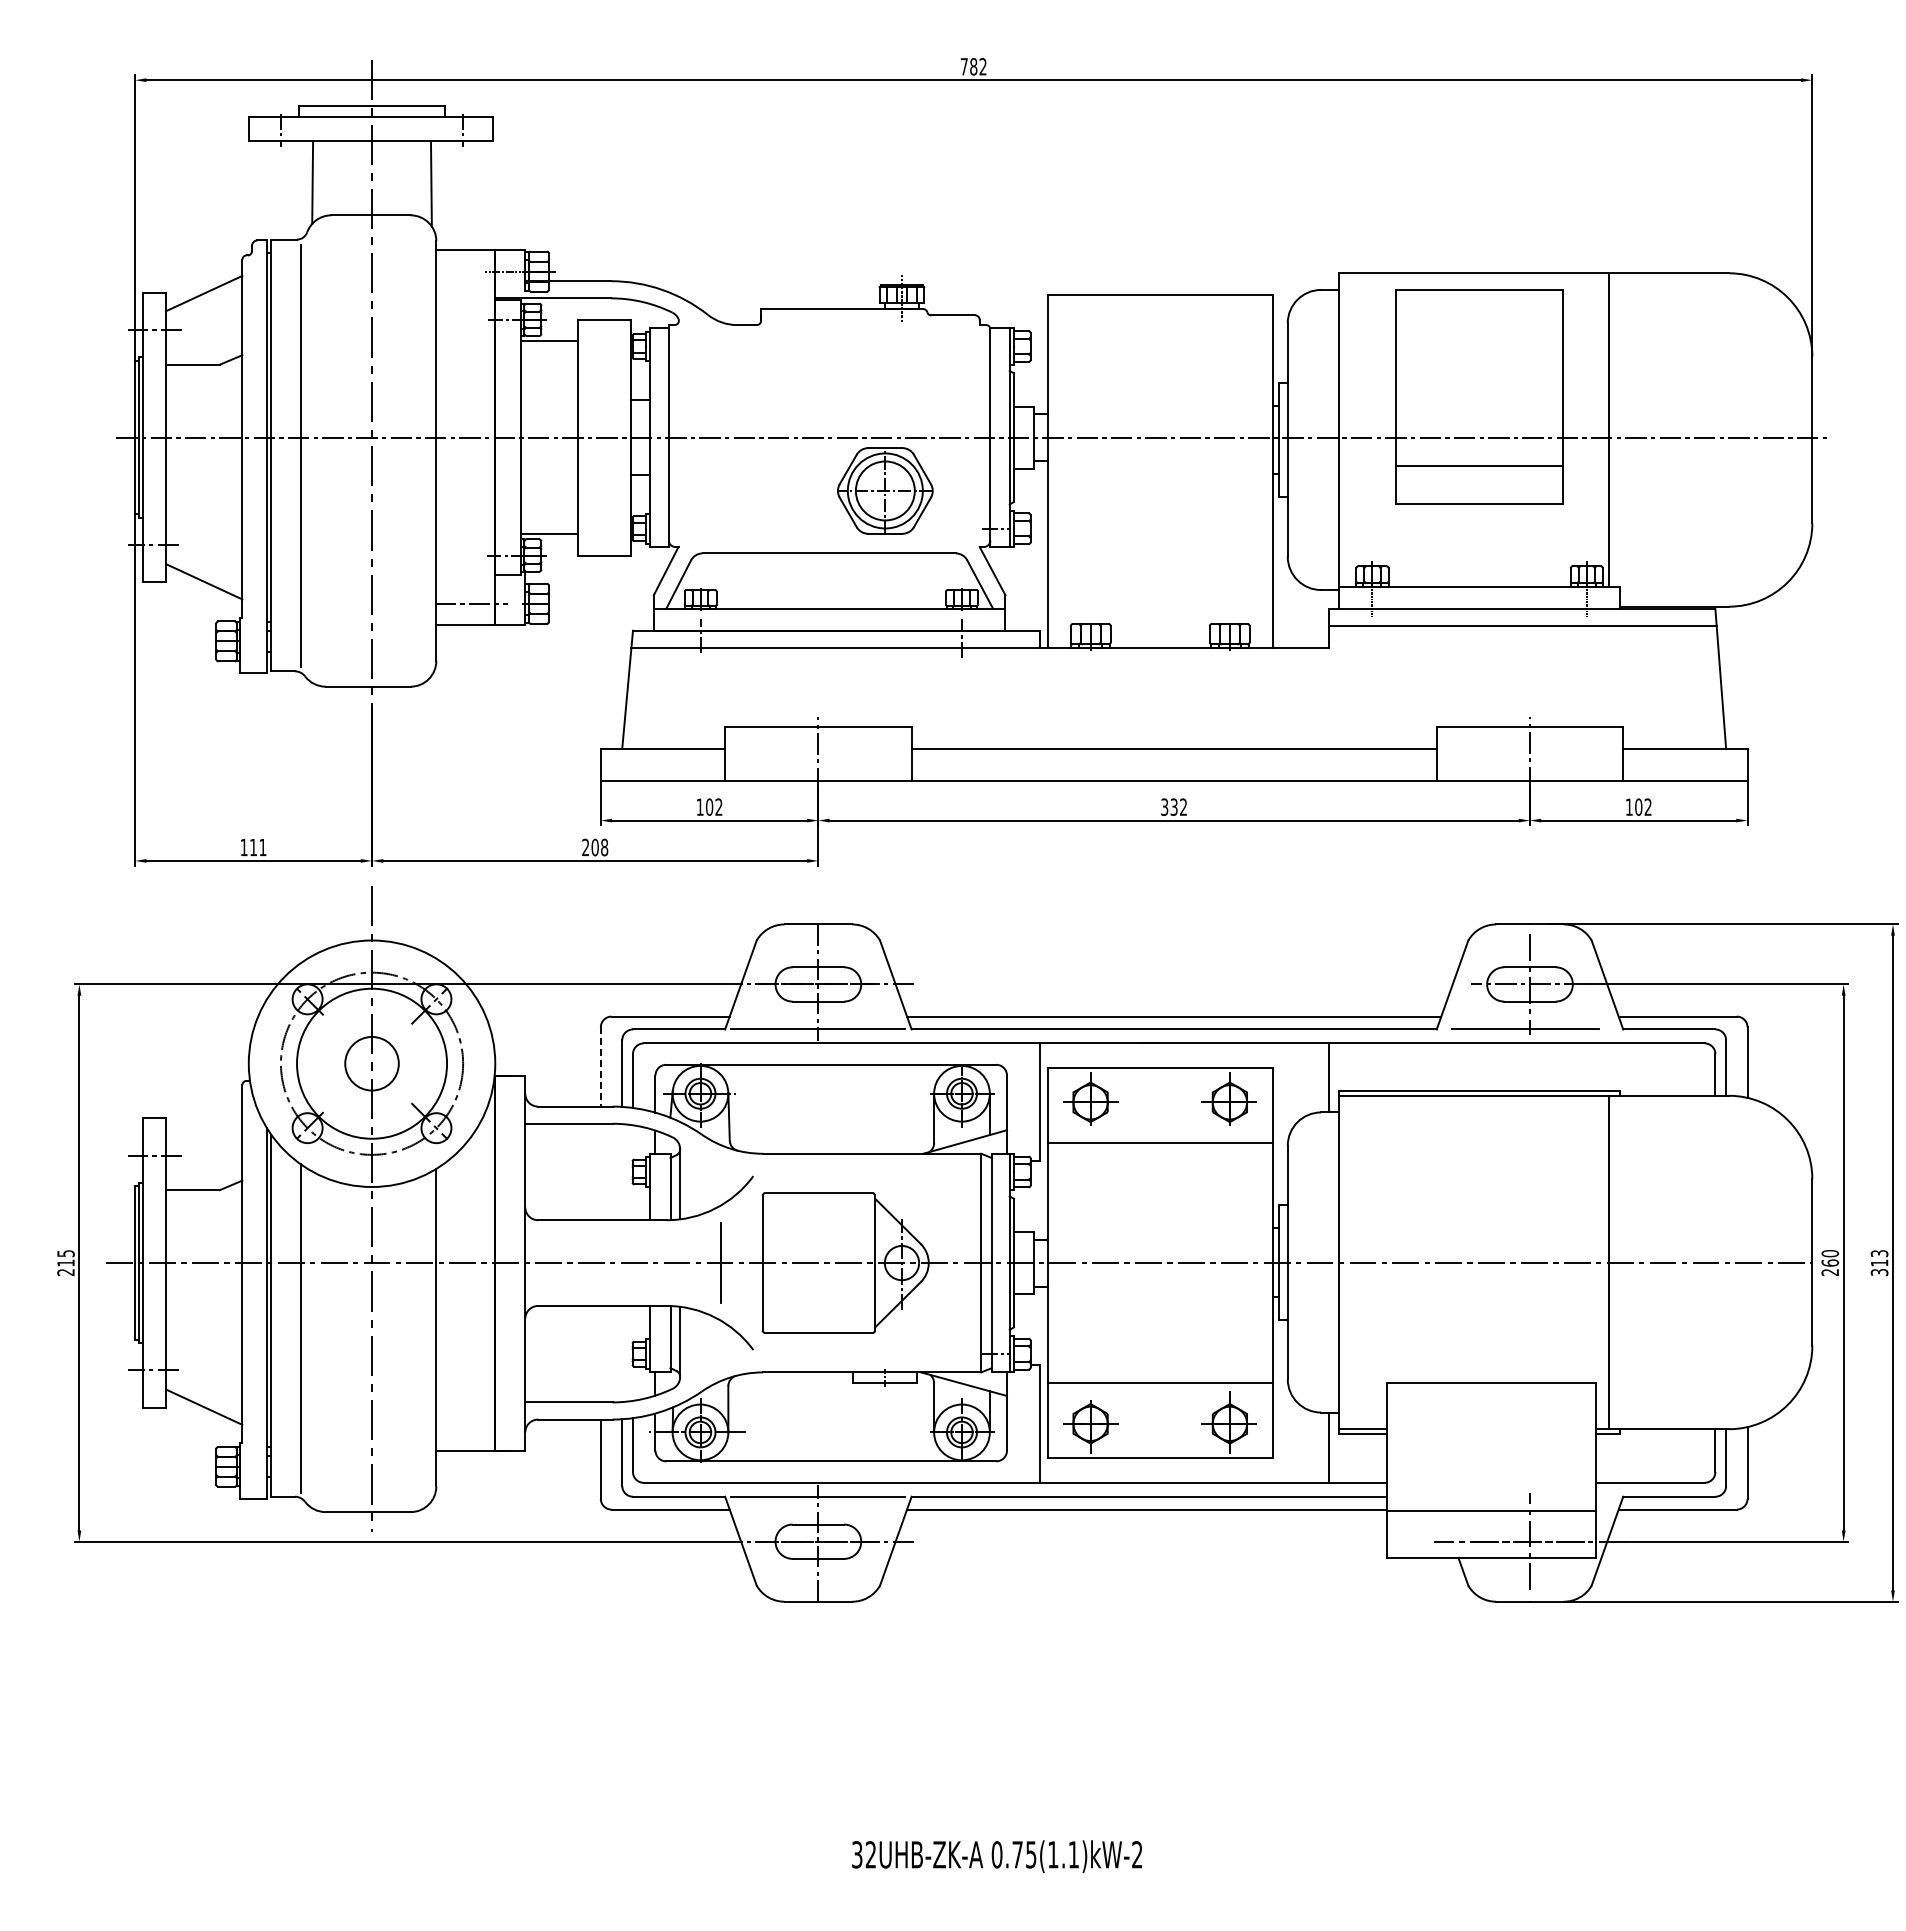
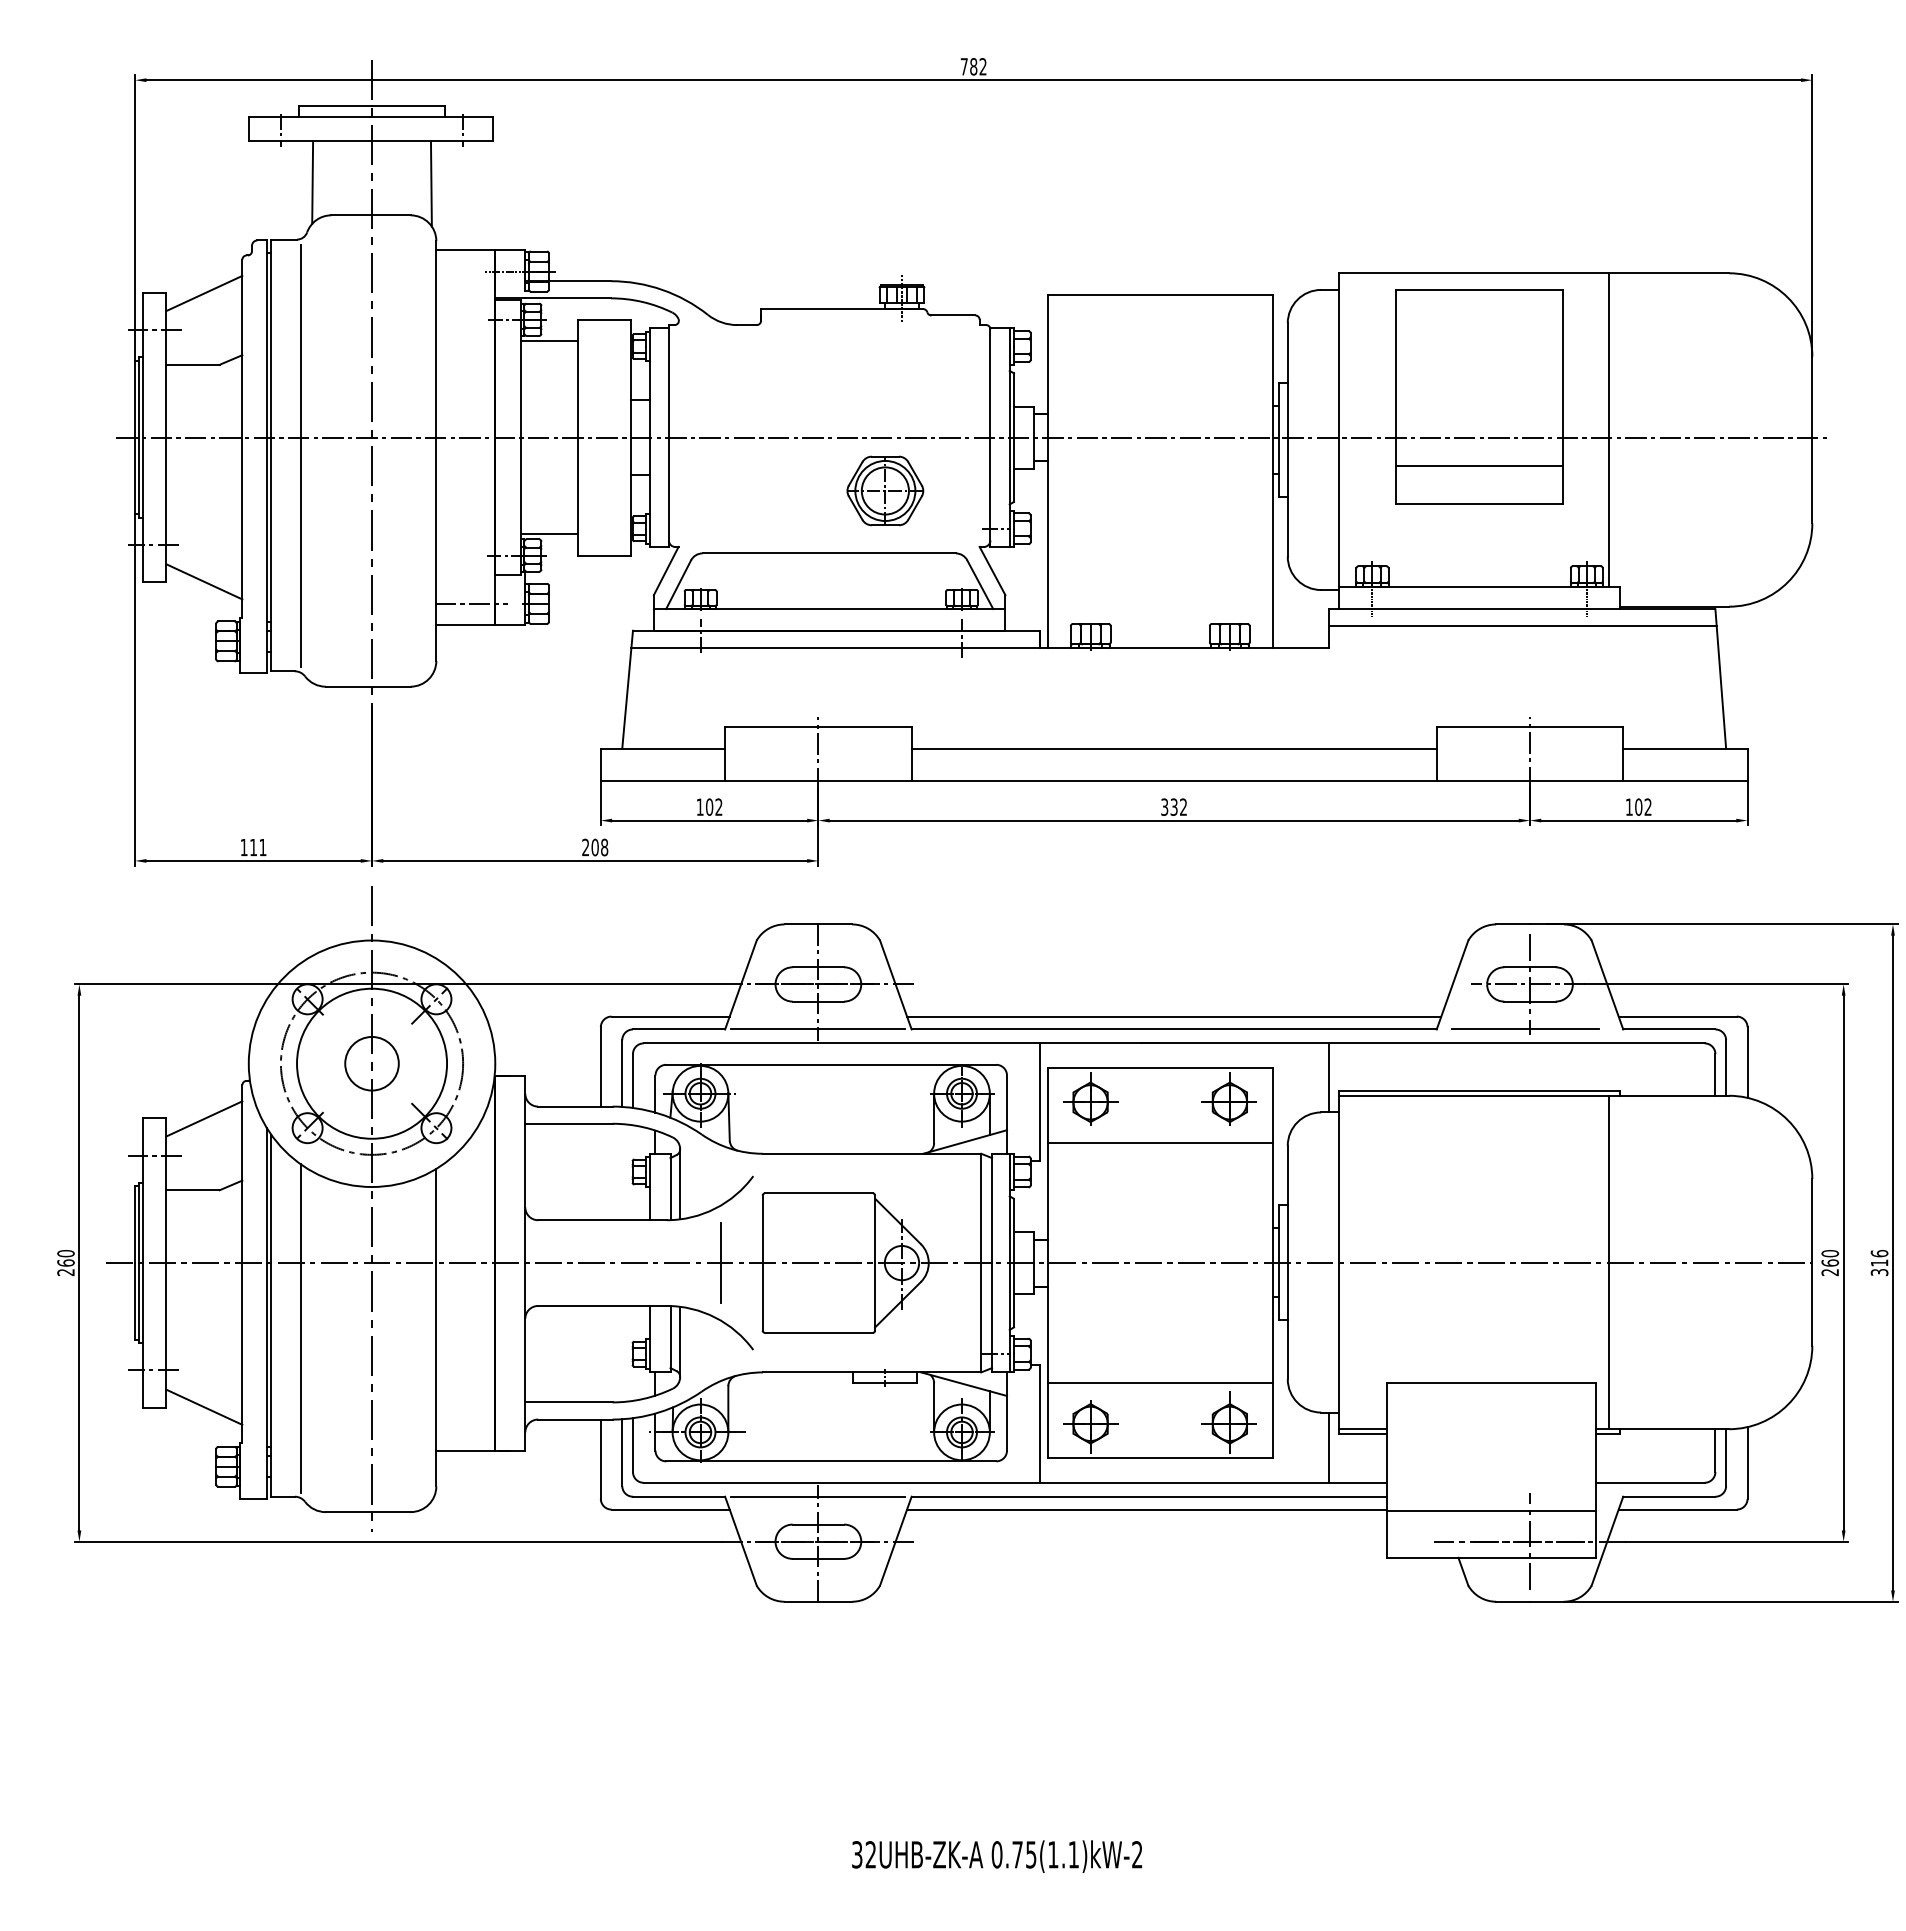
part size: 97x88 px -> 79x72 px (885, 490)
line: dashed -> solid (600, 1066)
line: none -> present (204, 1118)
text: 313 -> 316 (1879, 1253)
text: 215 -> 260 (65, 1258)
